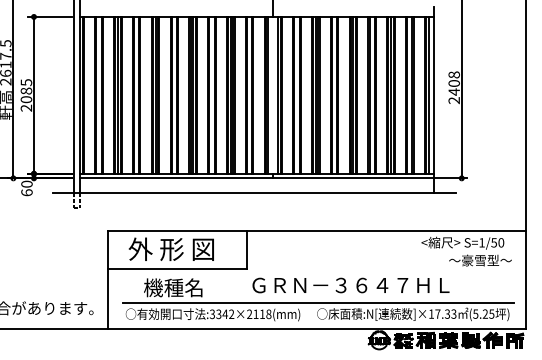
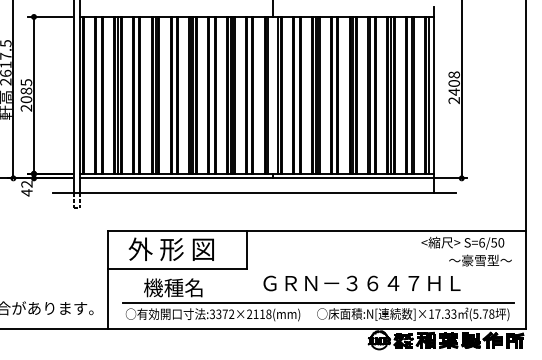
text: 60 -> 42 (26, 188)
text: S=1/50 -> S=6/50 (481, 242)
text position: (350, 285) -> (361, 283) (361, 283)
text: :3342×2118(mm) -> :3372×2118(mm) (224, 313)
text: (5.25 -> (5.78 (488, 313)
